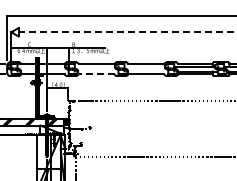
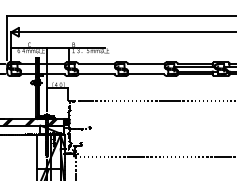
line: dashed -> solid (123, 32)
line: dashed -> solid (96, 74)
